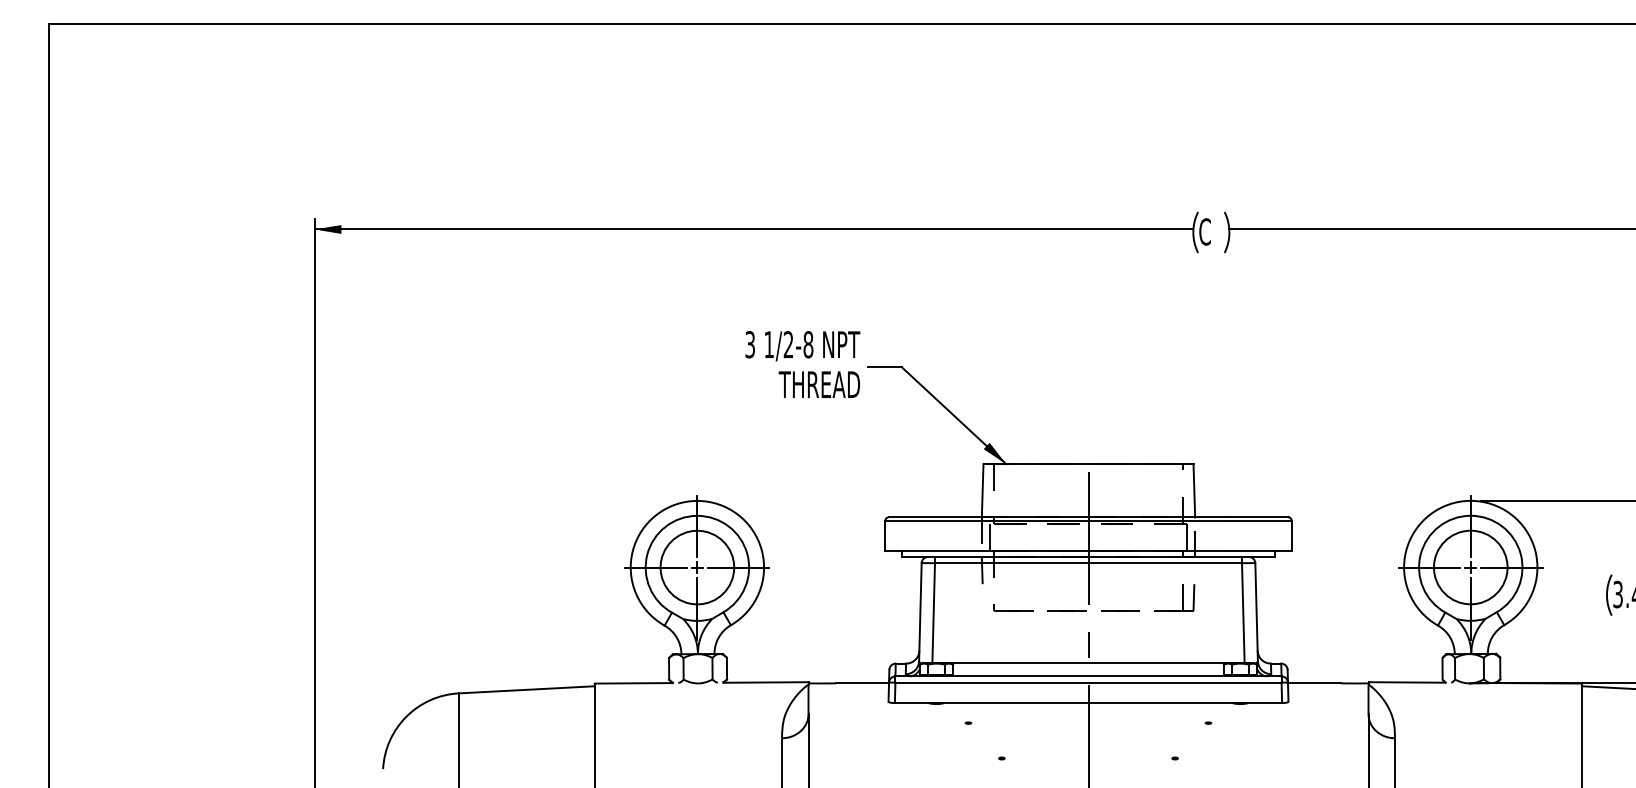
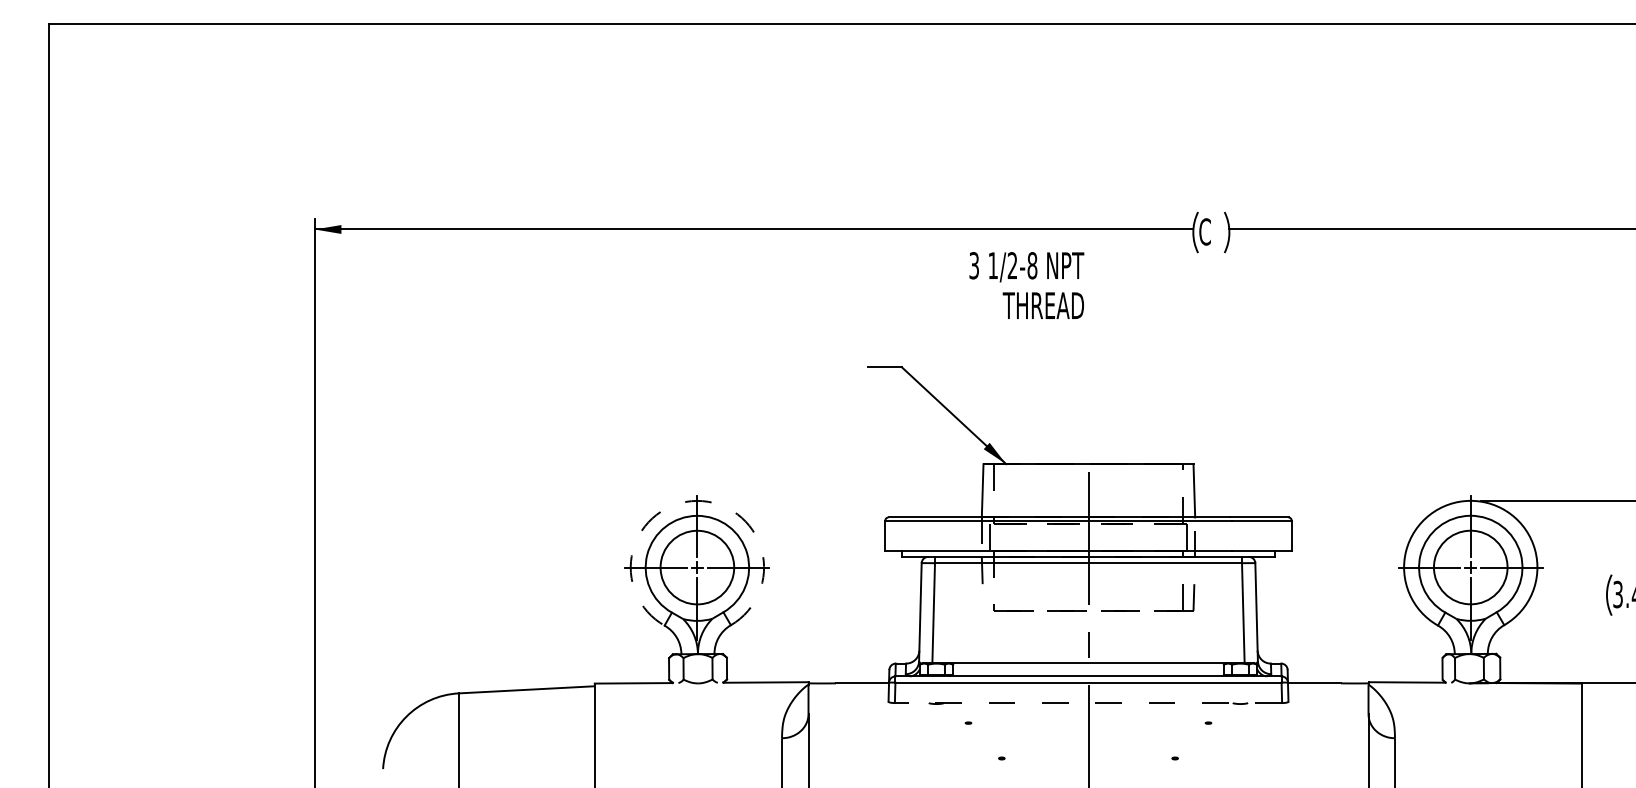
text position: (802, 364) -> (1026, 285) (1026, 285)
arc: solid -> dashed (696, 500)
line: present -> none (1606, 687)
line: solid -> dashed (1088, 703)
